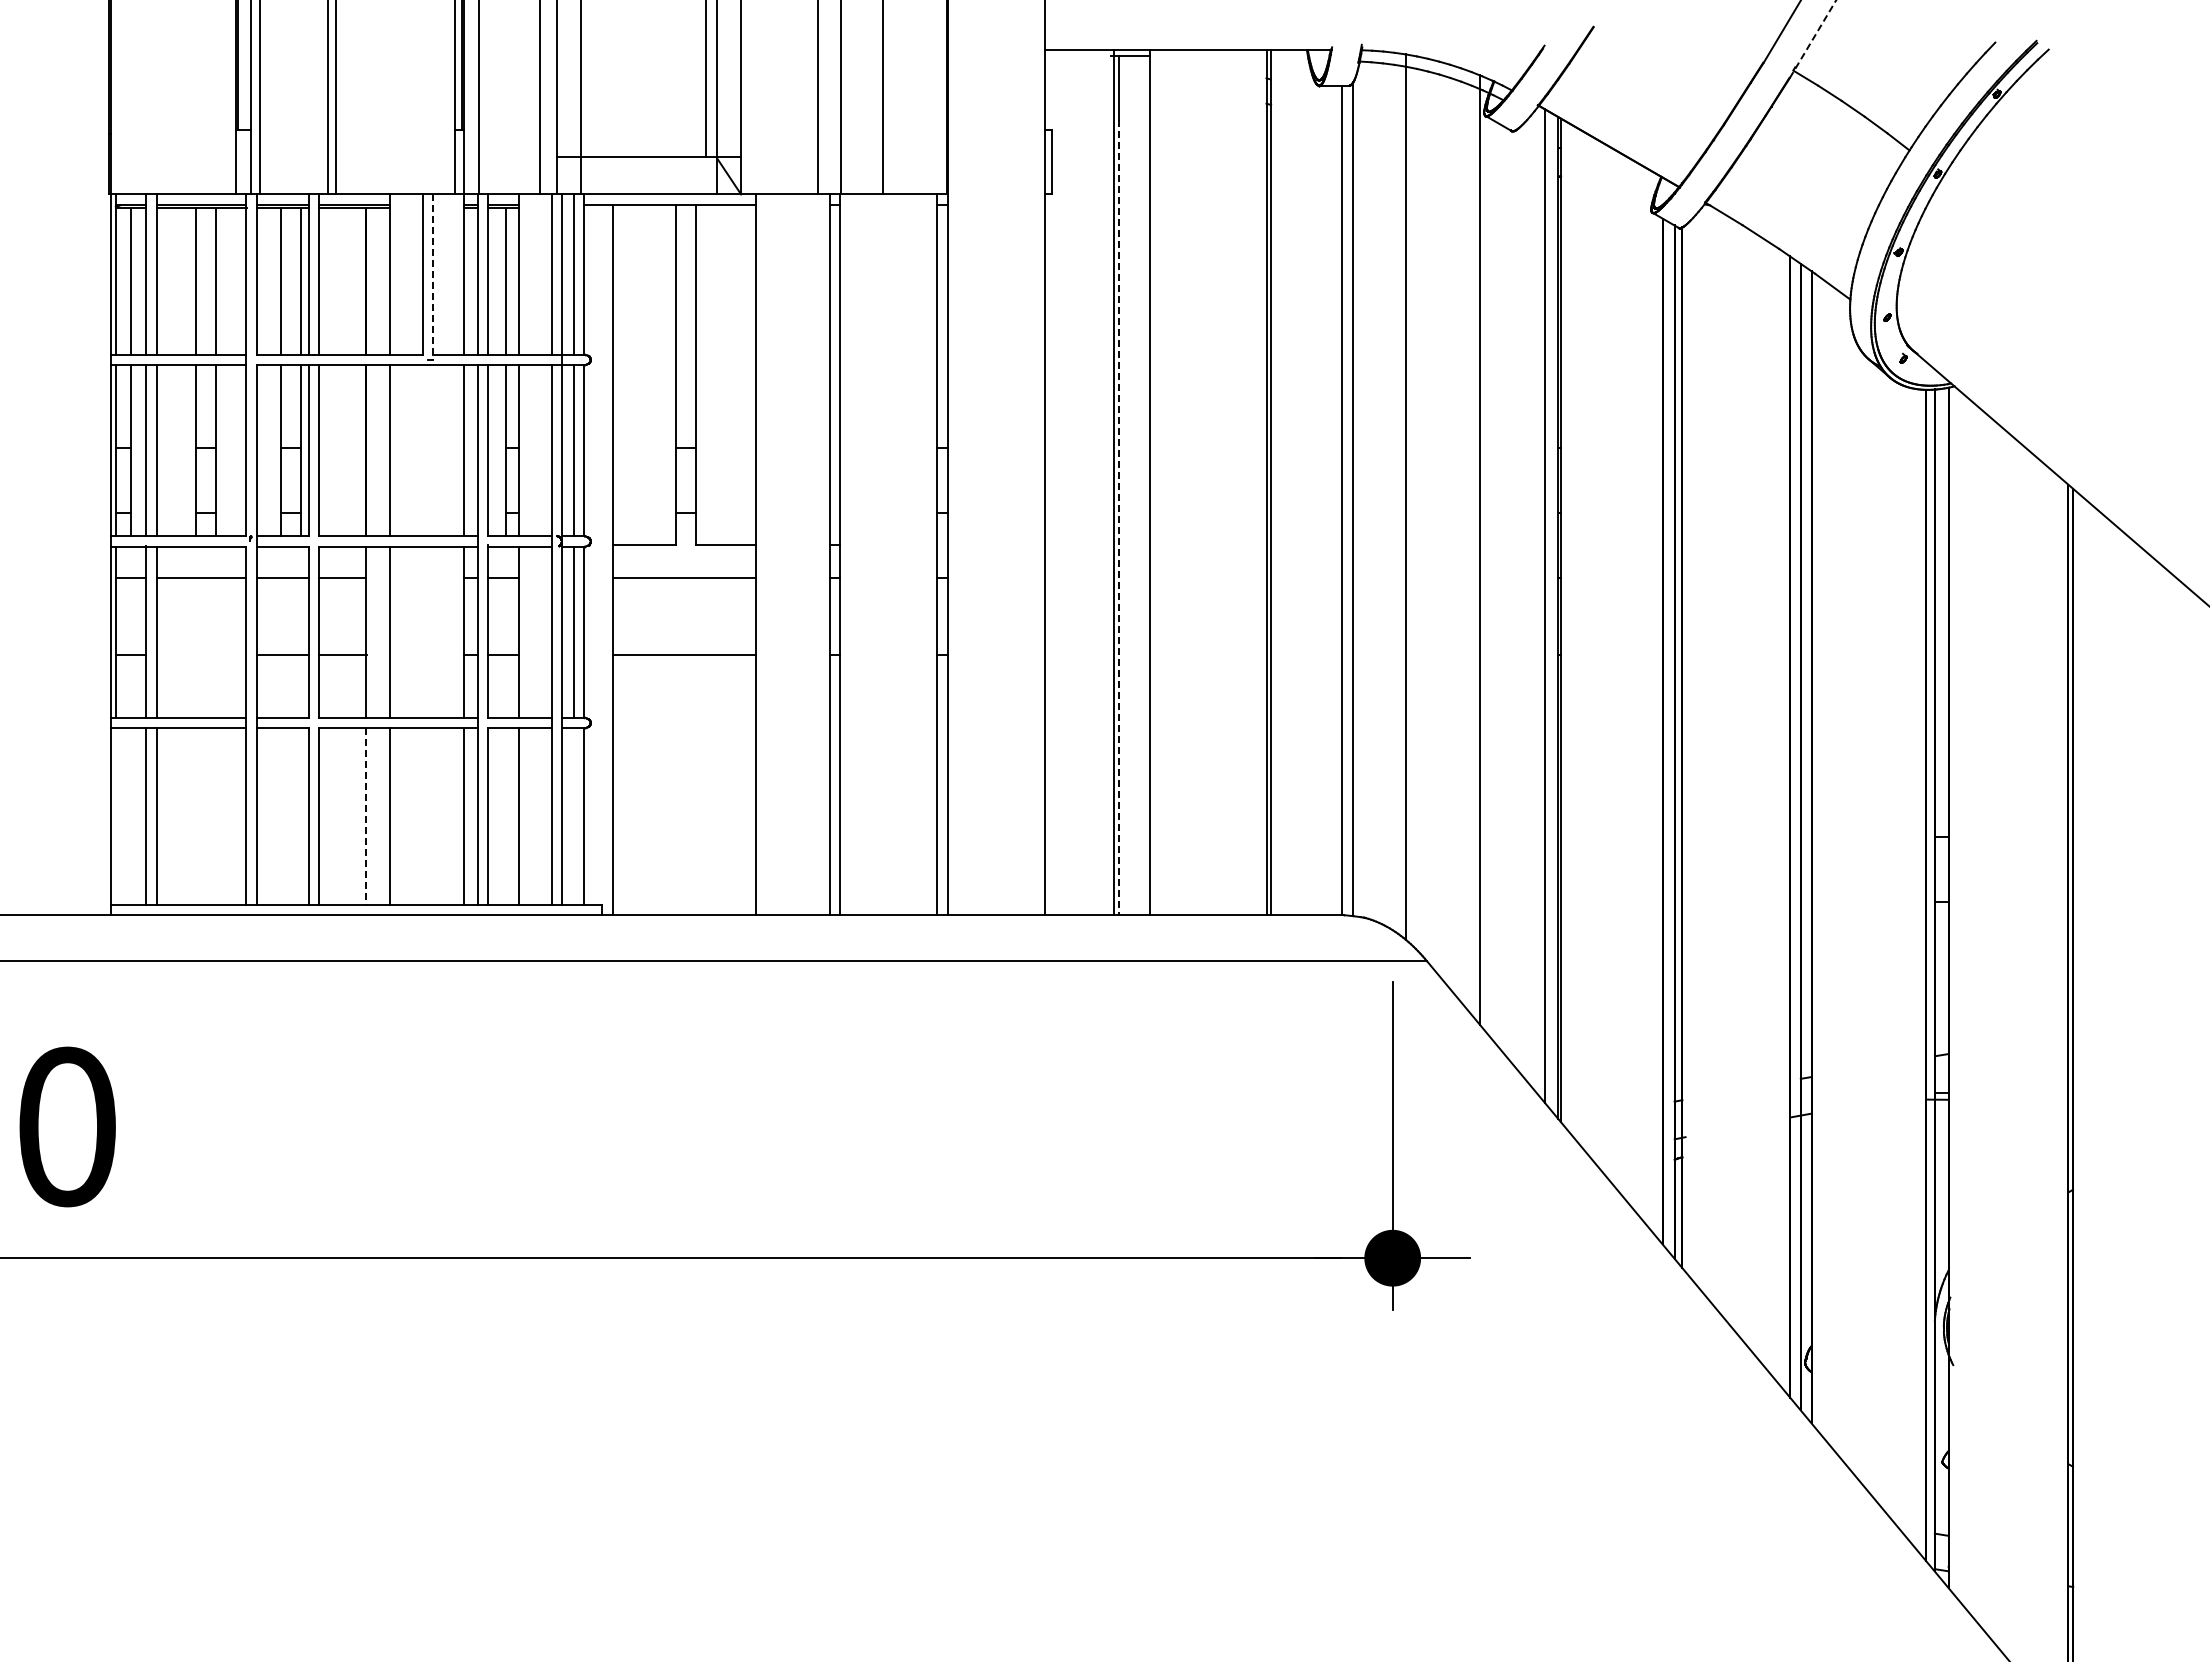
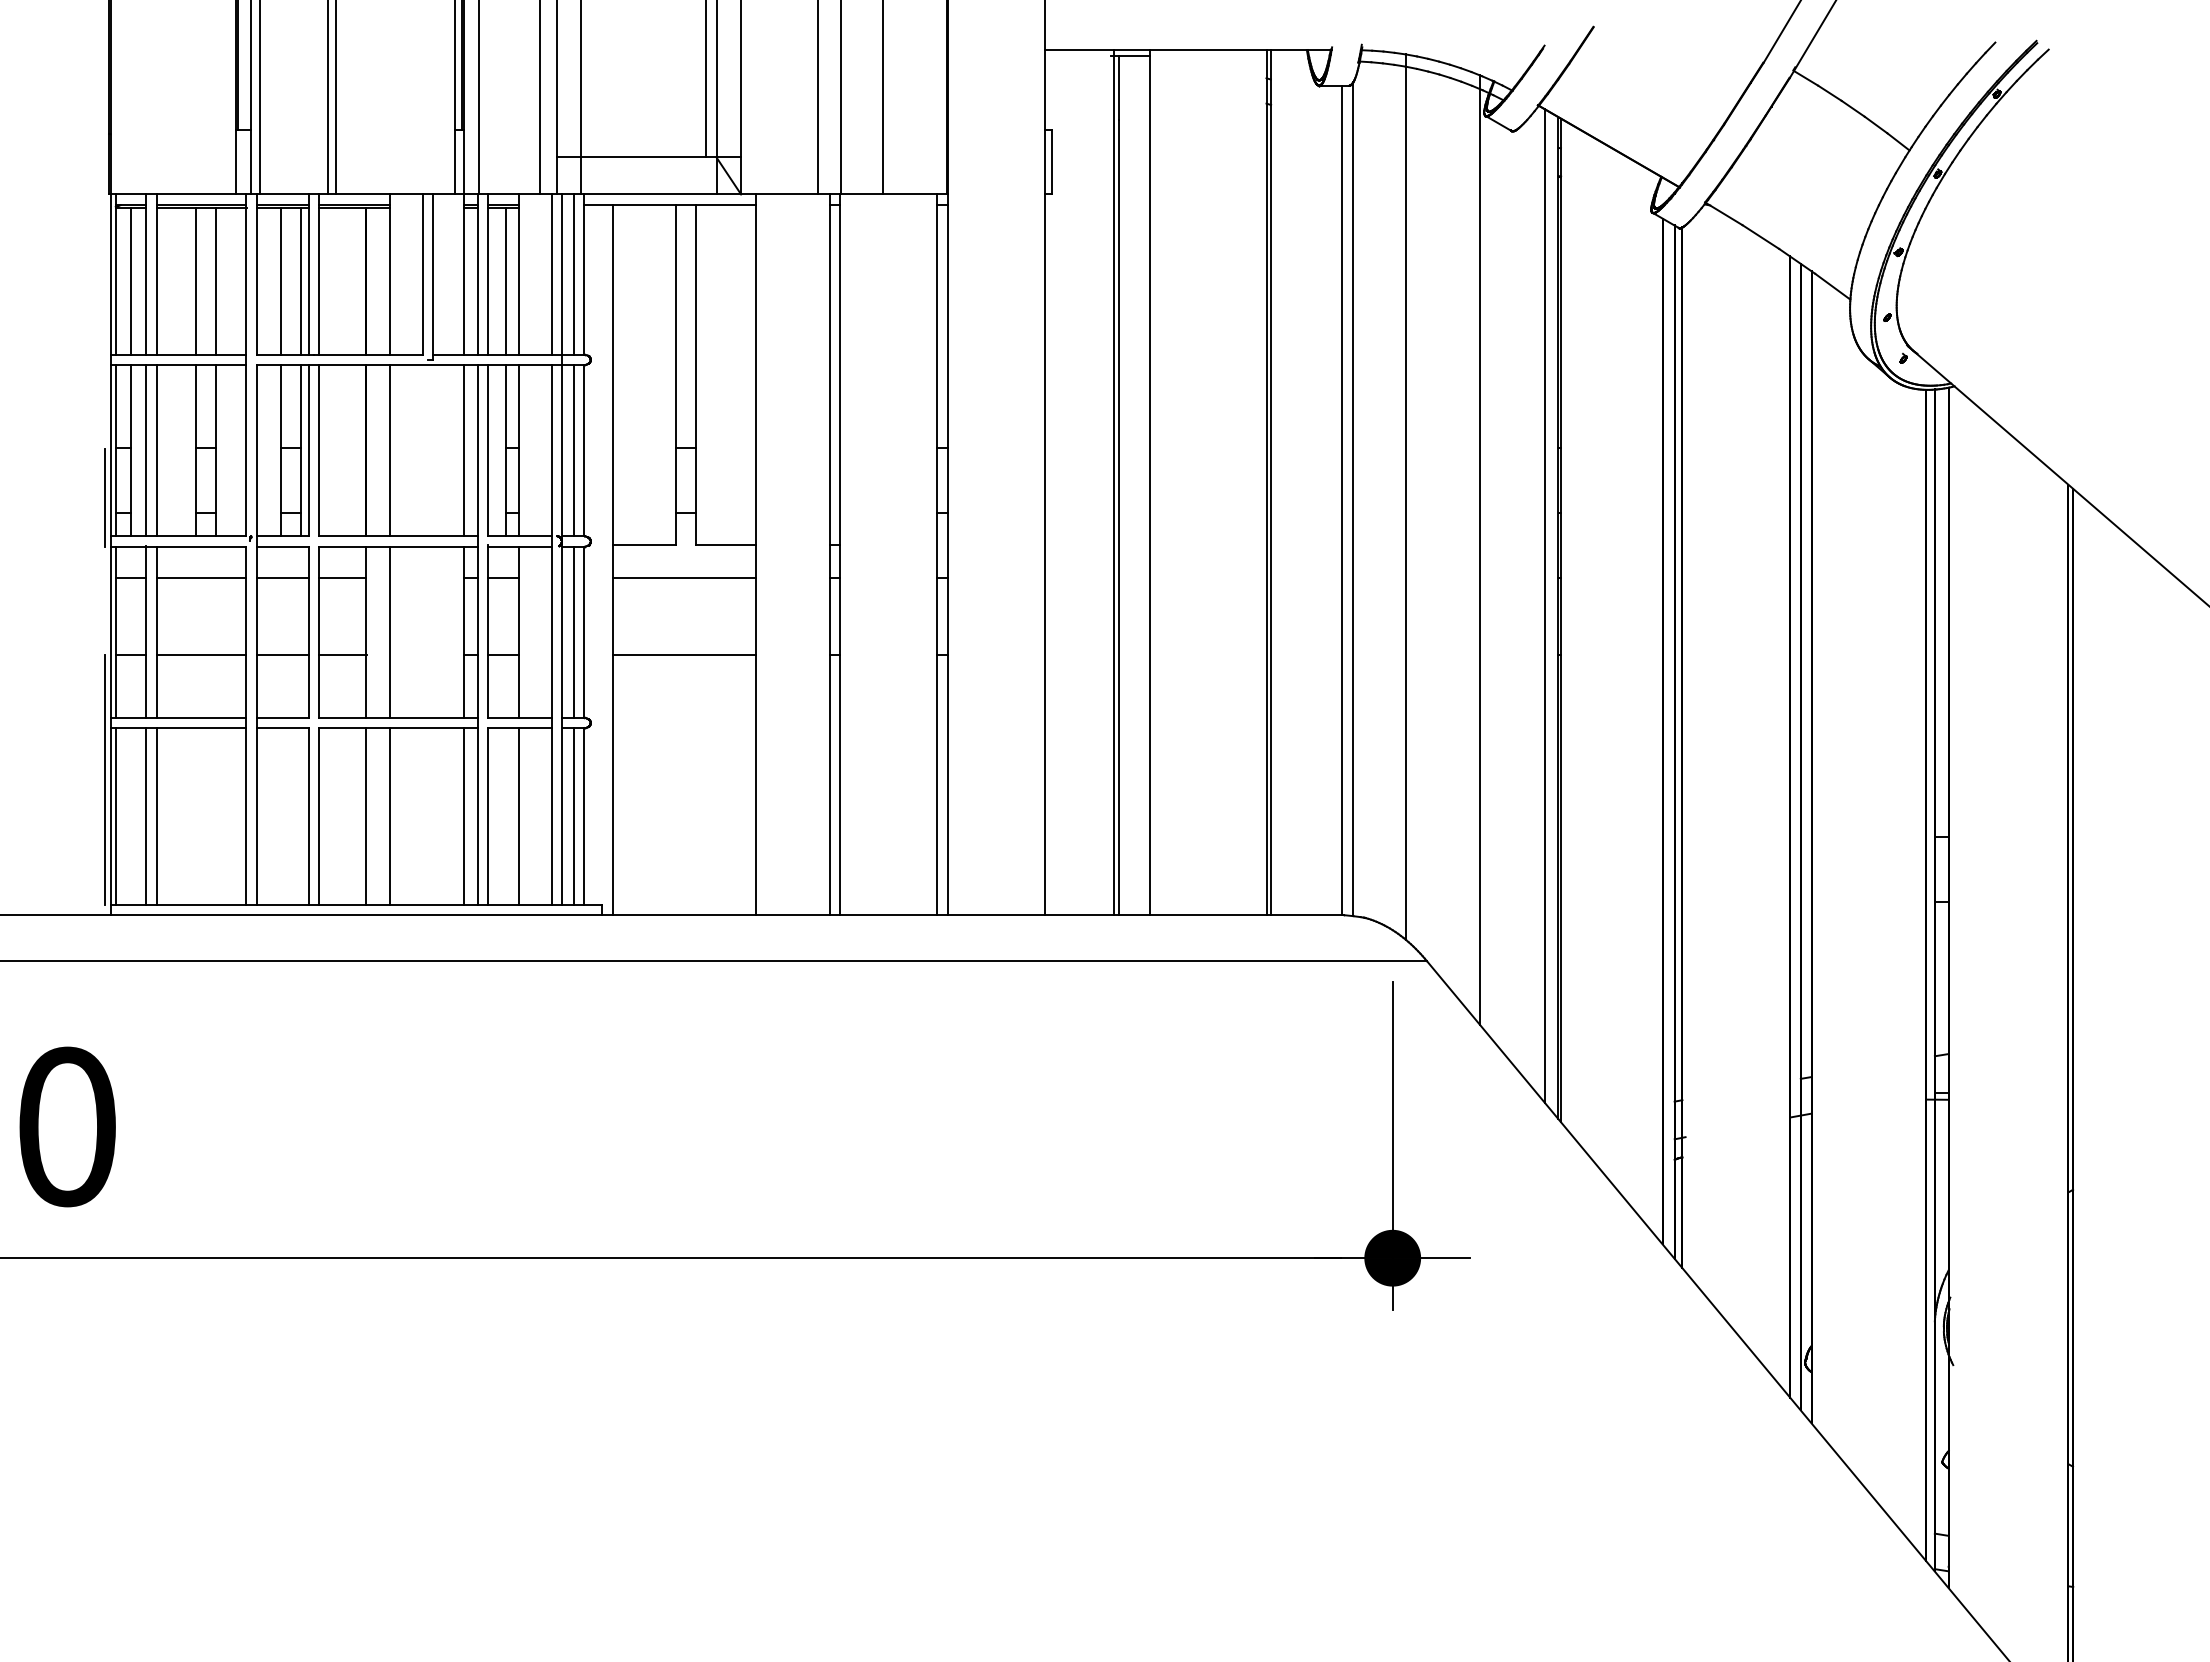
line: dashed -> solid (1813, 38)
line: dashed -> solid (433, 277)
line: none -> present (105, 497)
line: dashed -> solid (1119, 518)
line: none -> present (201, 655)
line: none -> present (105, 779)
line: none -> present (115, 816)
line: dashed -> solid (366, 816)
line: none -> present (573, 816)
